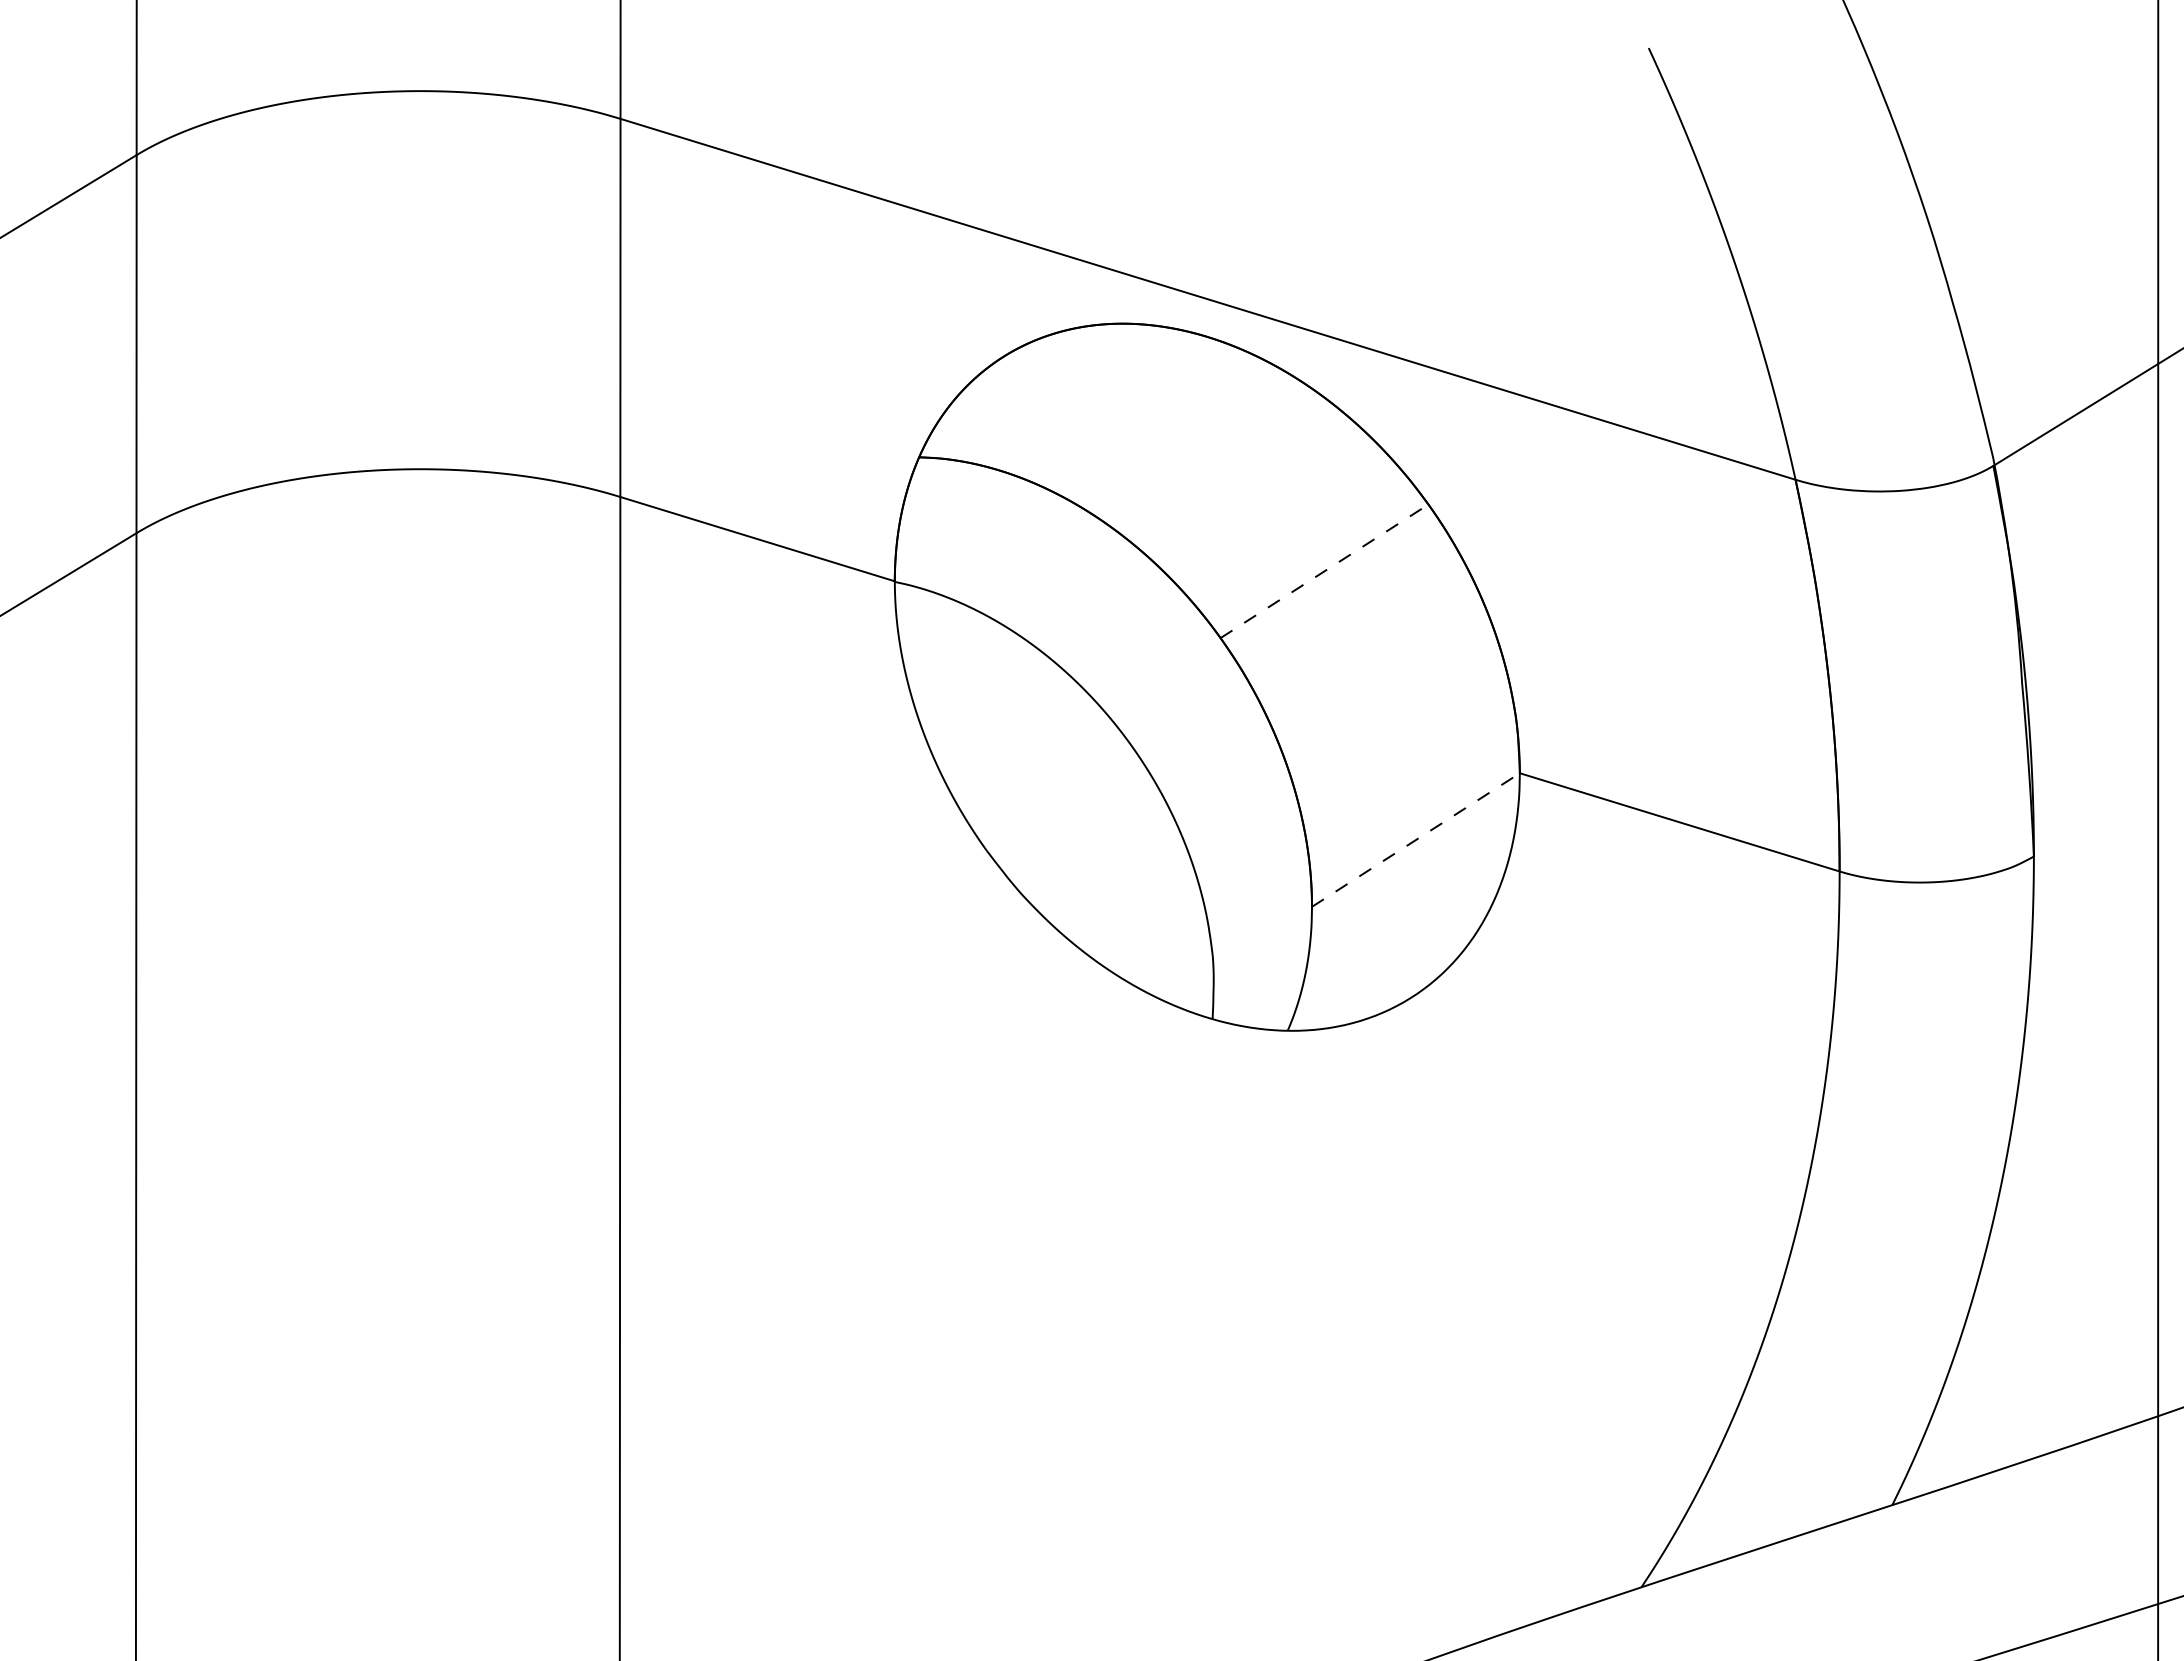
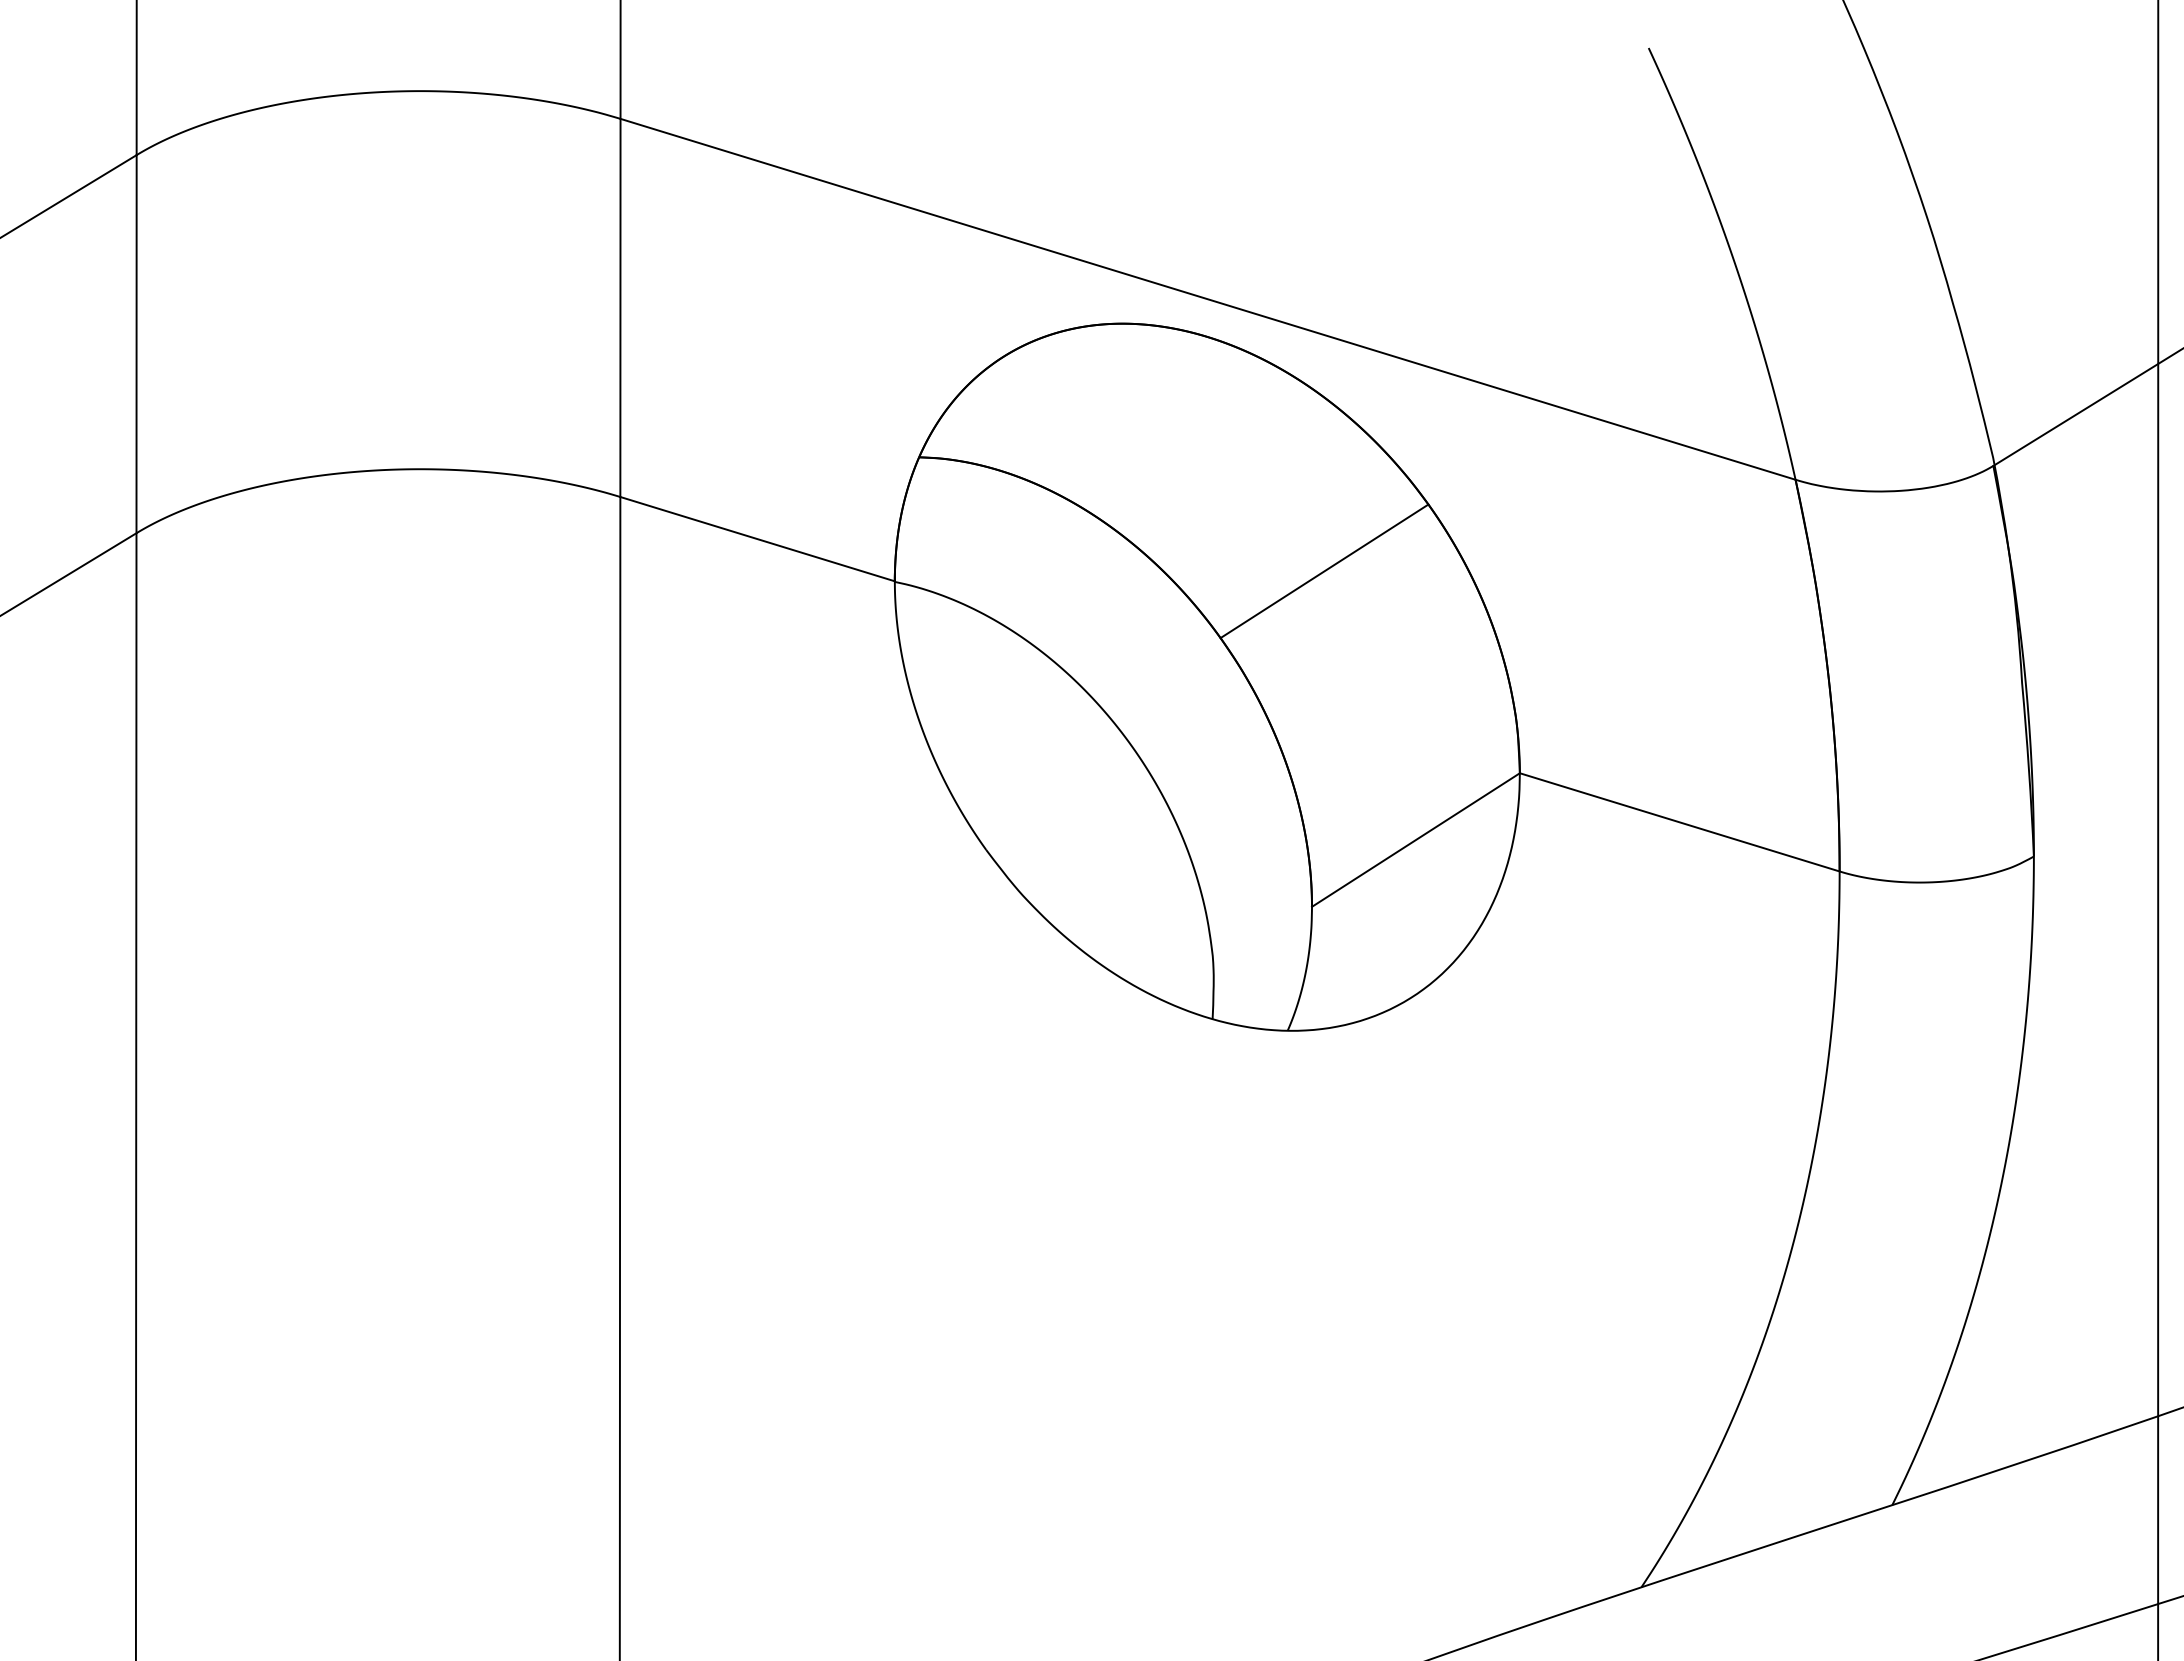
line: dashed -> solid (1324, 571)
line: dashed -> solid (1415, 840)
